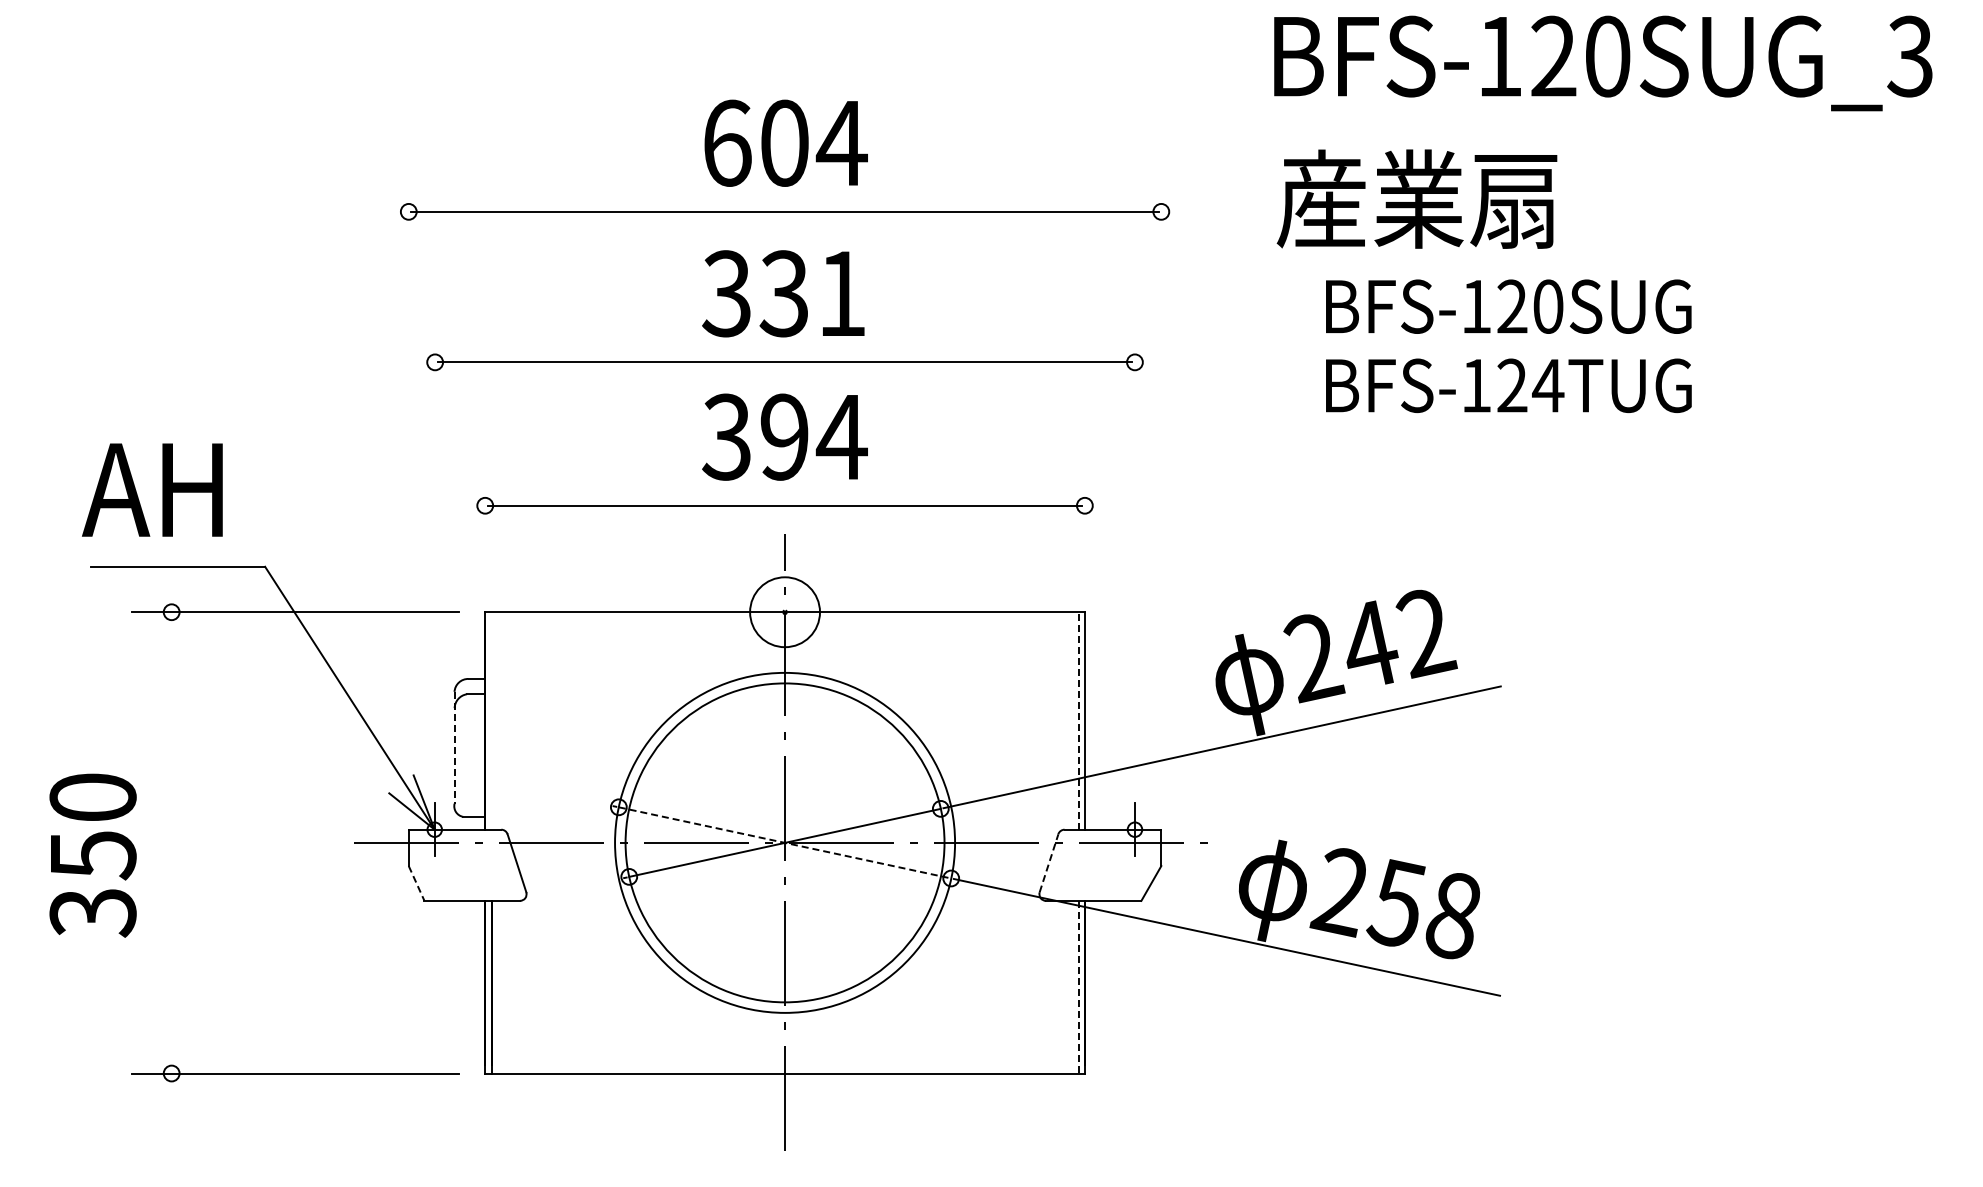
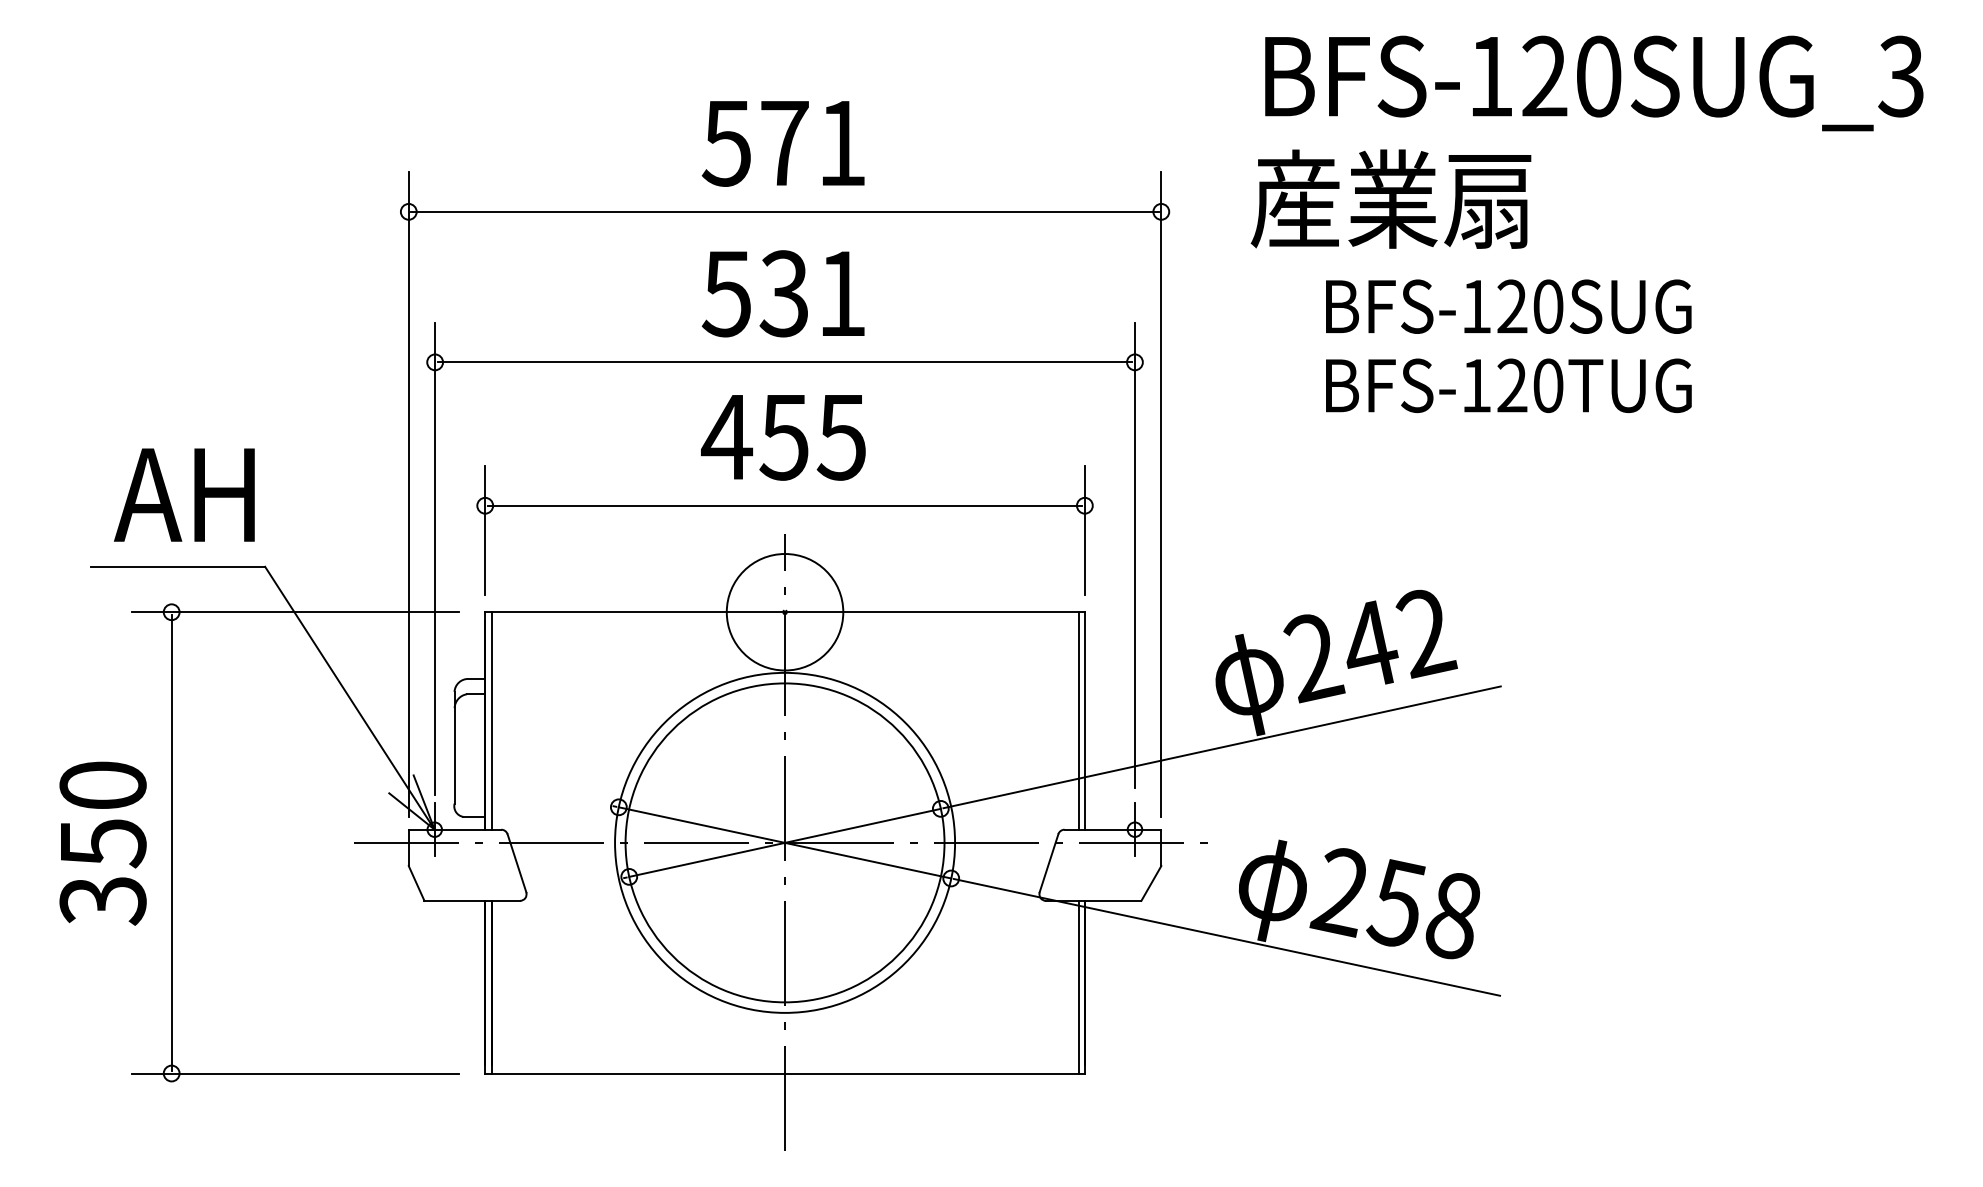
text position: (1603, 63) -> (1594, 83) (1594, 83)
text: 604 -> 571 (784, 142)
text position: (1416, 198) -> (1390, 198) (1390, 198)
text: 331 -> 531 (725, 293)
text: BFS-124TUG -> BFS-120TUG (1548, 385)
text: 394 -> 455 (784, 436)
text position: (152, 489) -> (184, 494) (184, 494)
line: none -> present (408, 494)
line: none -> present (1161, 494)
line: none -> present (485, 530)
line: none -> present (1084, 530)
line: none -> present (1134, 554)
line: none -> present (435, 558)
circle diameter: 70 px -> 117 px (784, 612)
line: none -> present (491, 720)
line: dashed -> solid (1078, 720)
line: dashed -> solid (454, 747)
line: none -> present (171, 842)
line: dashed -> solid (785, 842)
text position: (92, 855) -> (102, 843) (102, 843)
line: dashed -> solid (1049, 862)
line: dashed -> solid (416, 883)
line: dashed -> solid (1078, 987)
